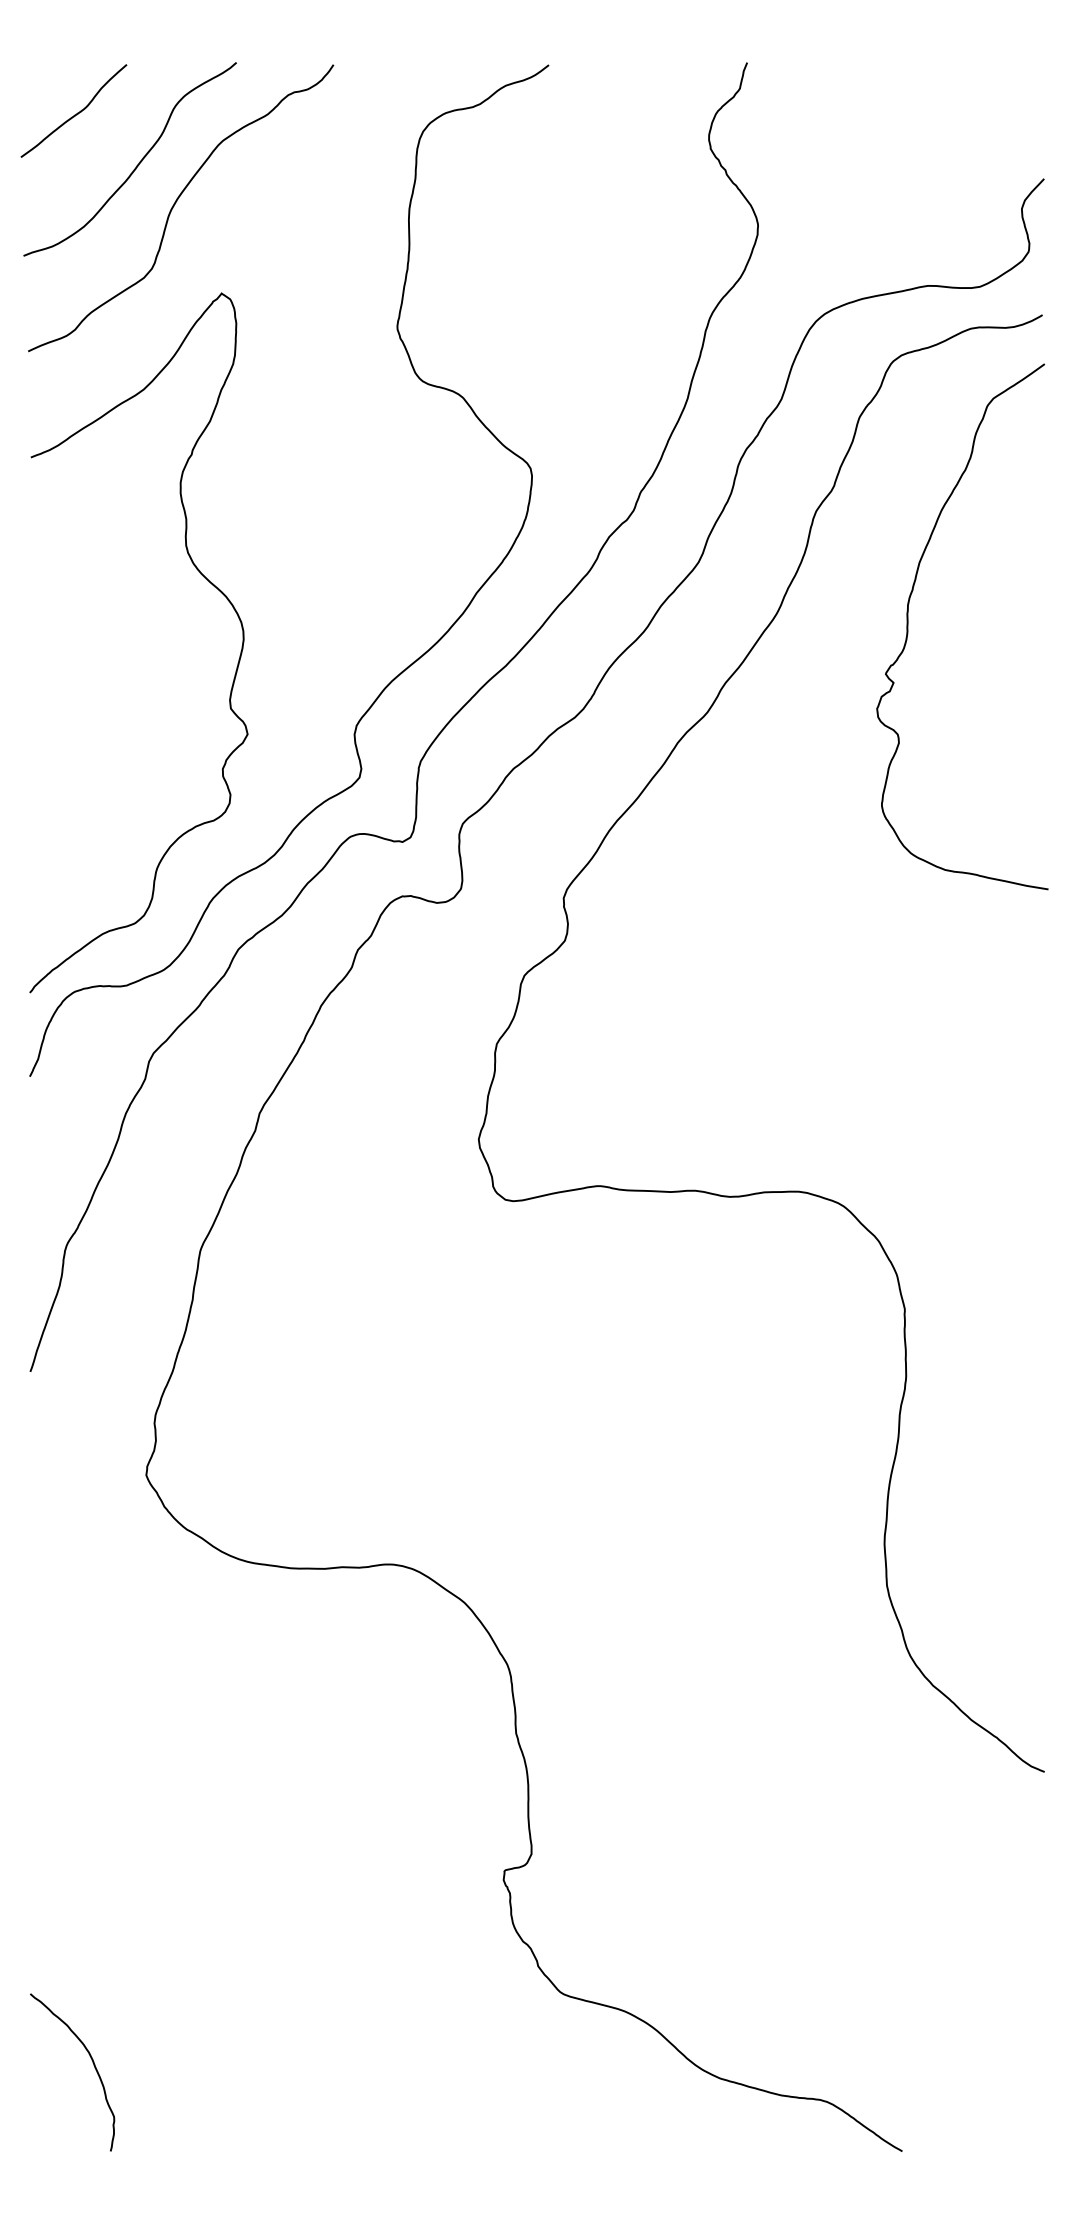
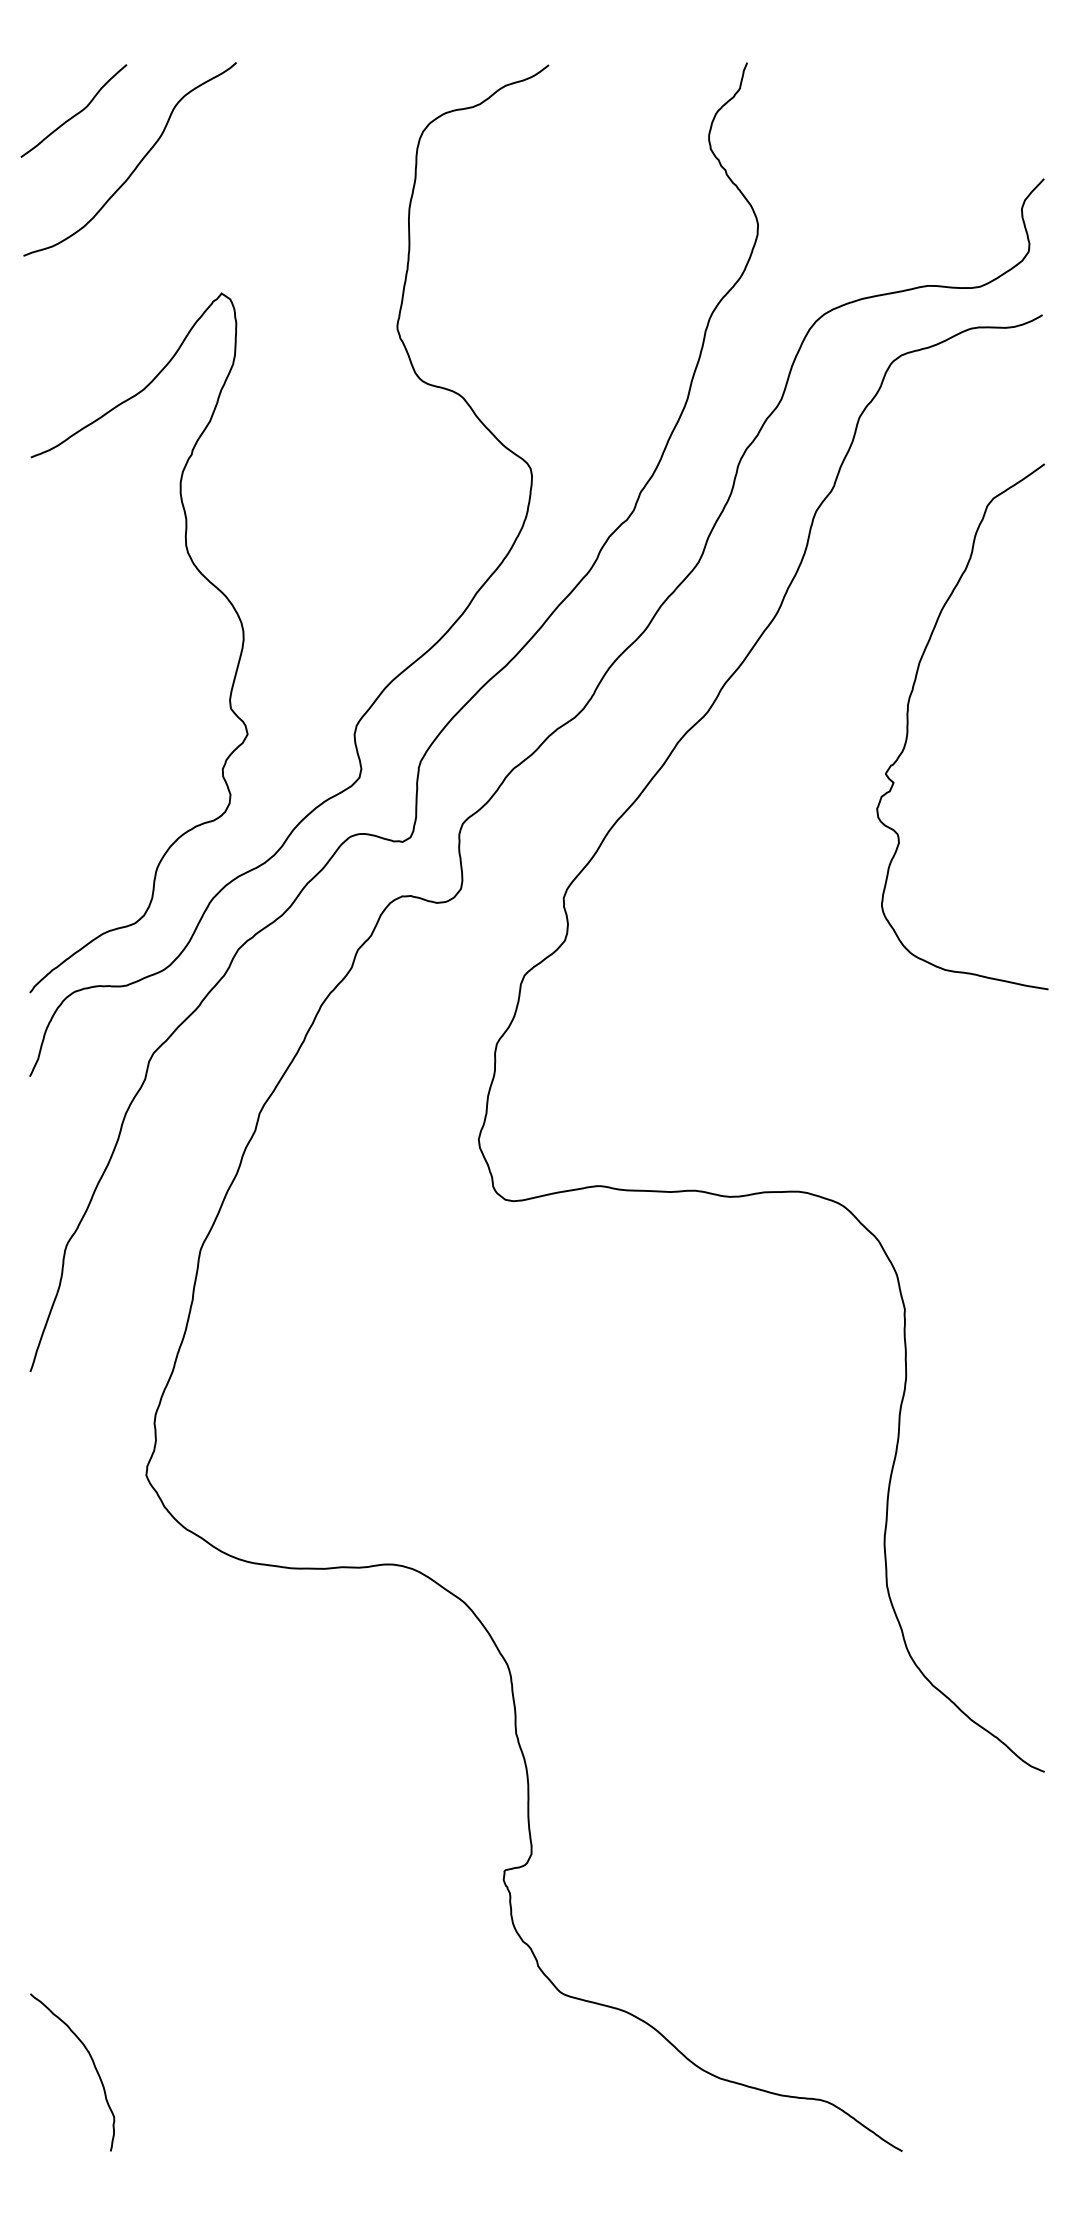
curve: present -> none (175, 204)
curve position: (908, 626) -> (908, 726) (908, 726)
